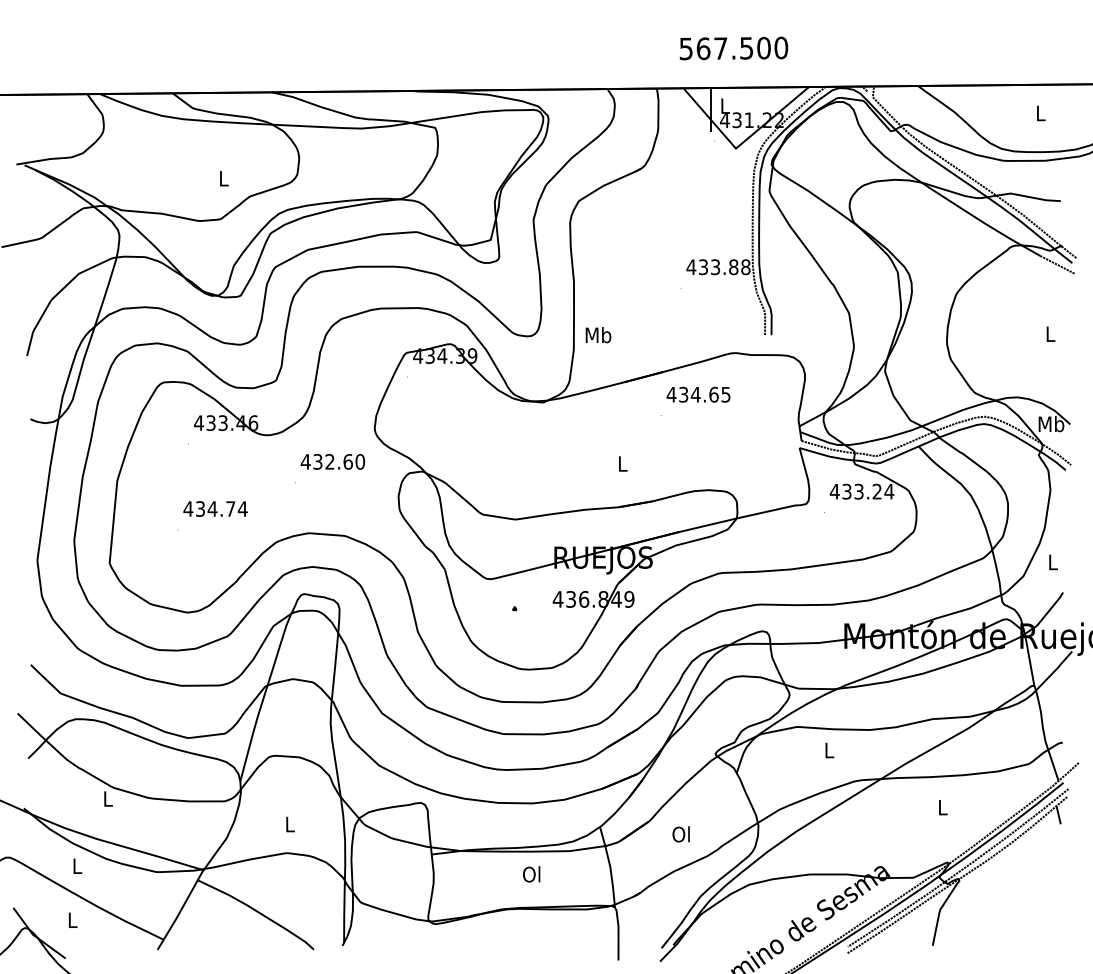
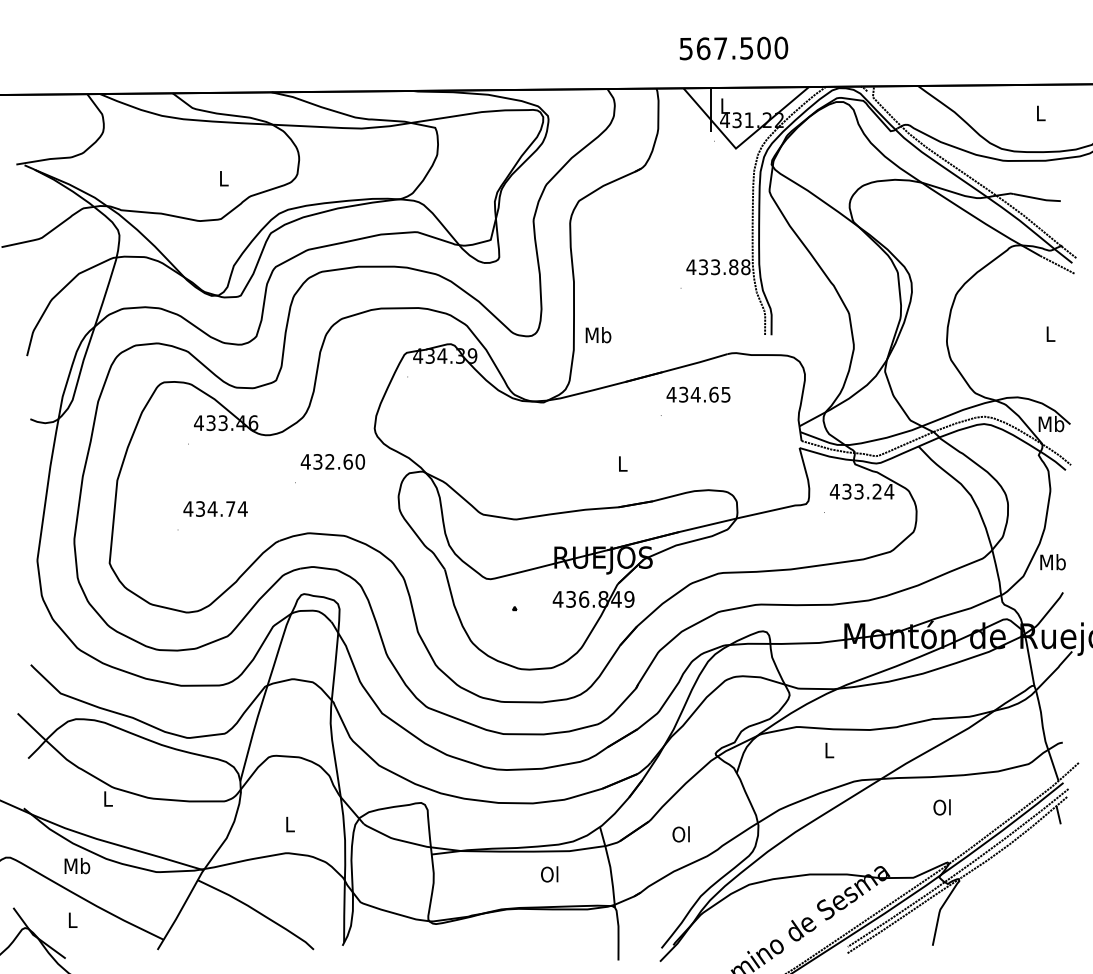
text: L -> Mb (1052, 562)
text: L -> Ol (941, 807)
text: L -> Mb (77, 866)
text position: (531, 874) -> (549, 874) (549, 874)
